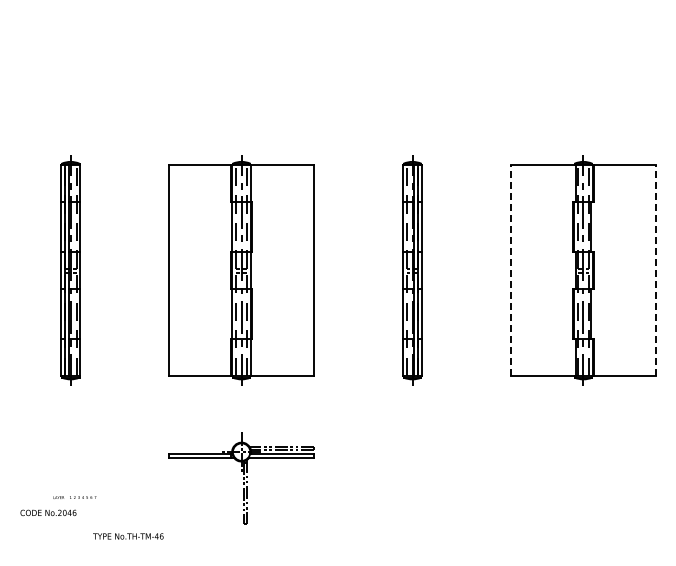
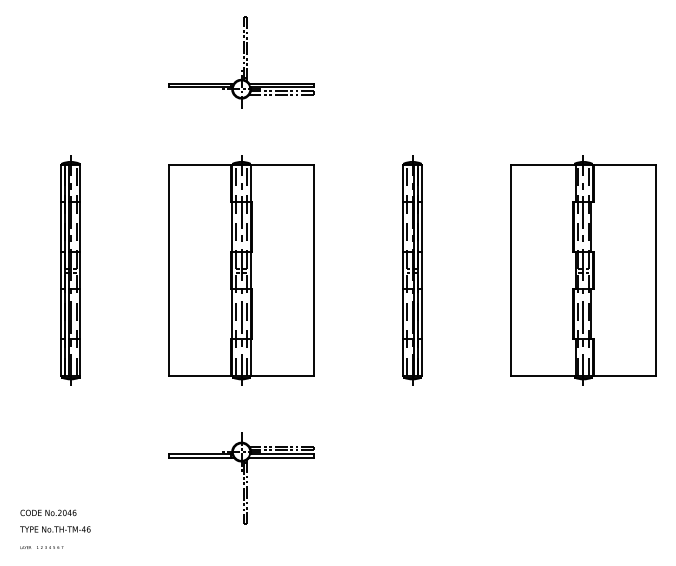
part: none -> present (241, 62)
line: dashed -> solid (511, 270)
line: dashed -> solid (655, 270)
text position: (74, 497) -> (41, 547) (41, 547)
text position: (128, 536) -> (55, 529) (55, 529)
